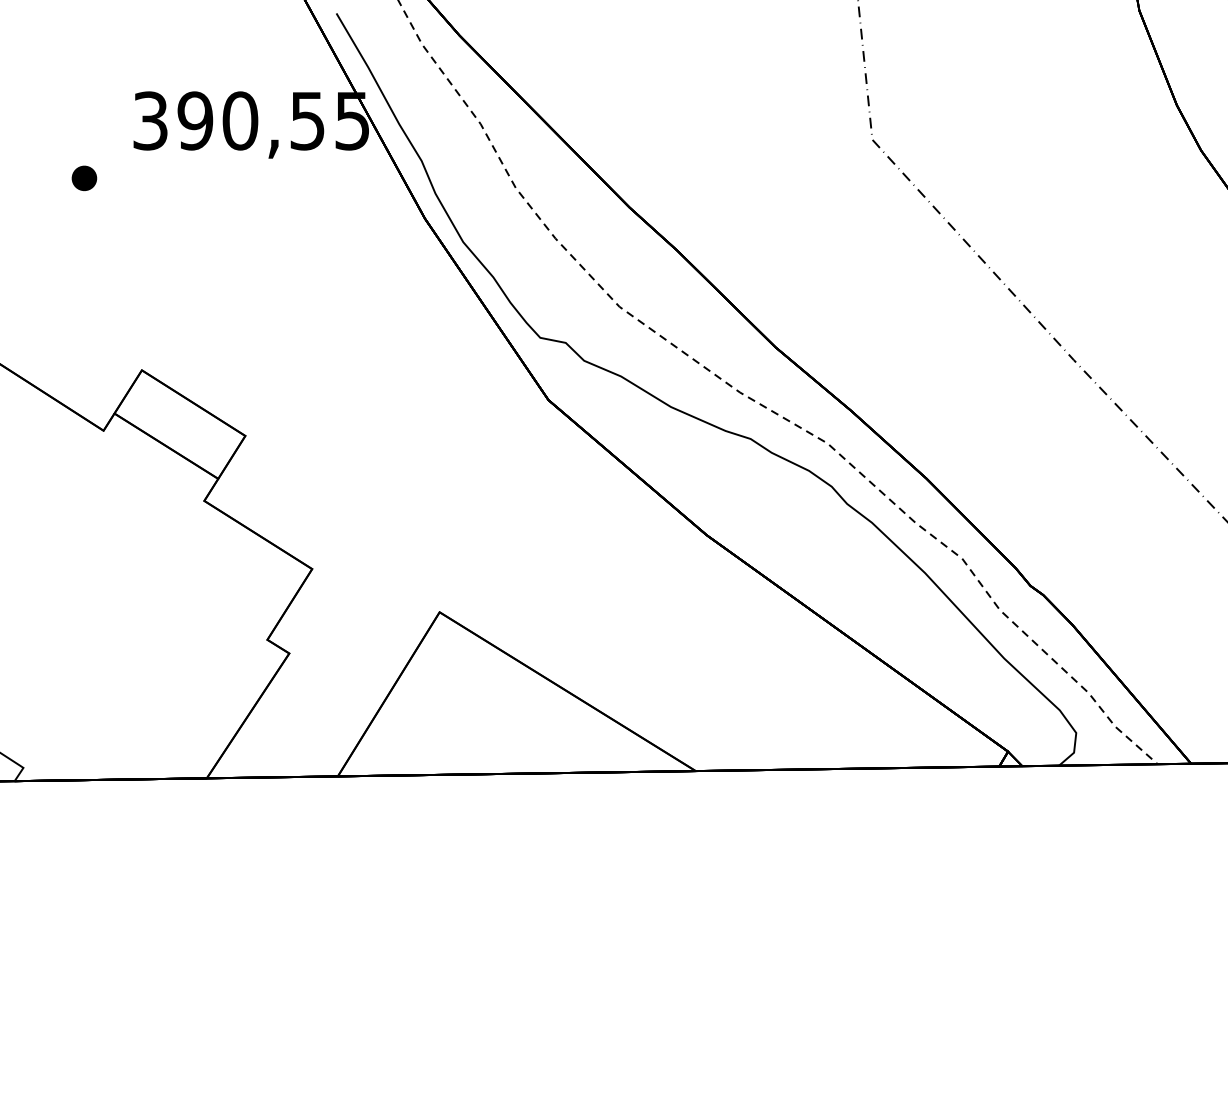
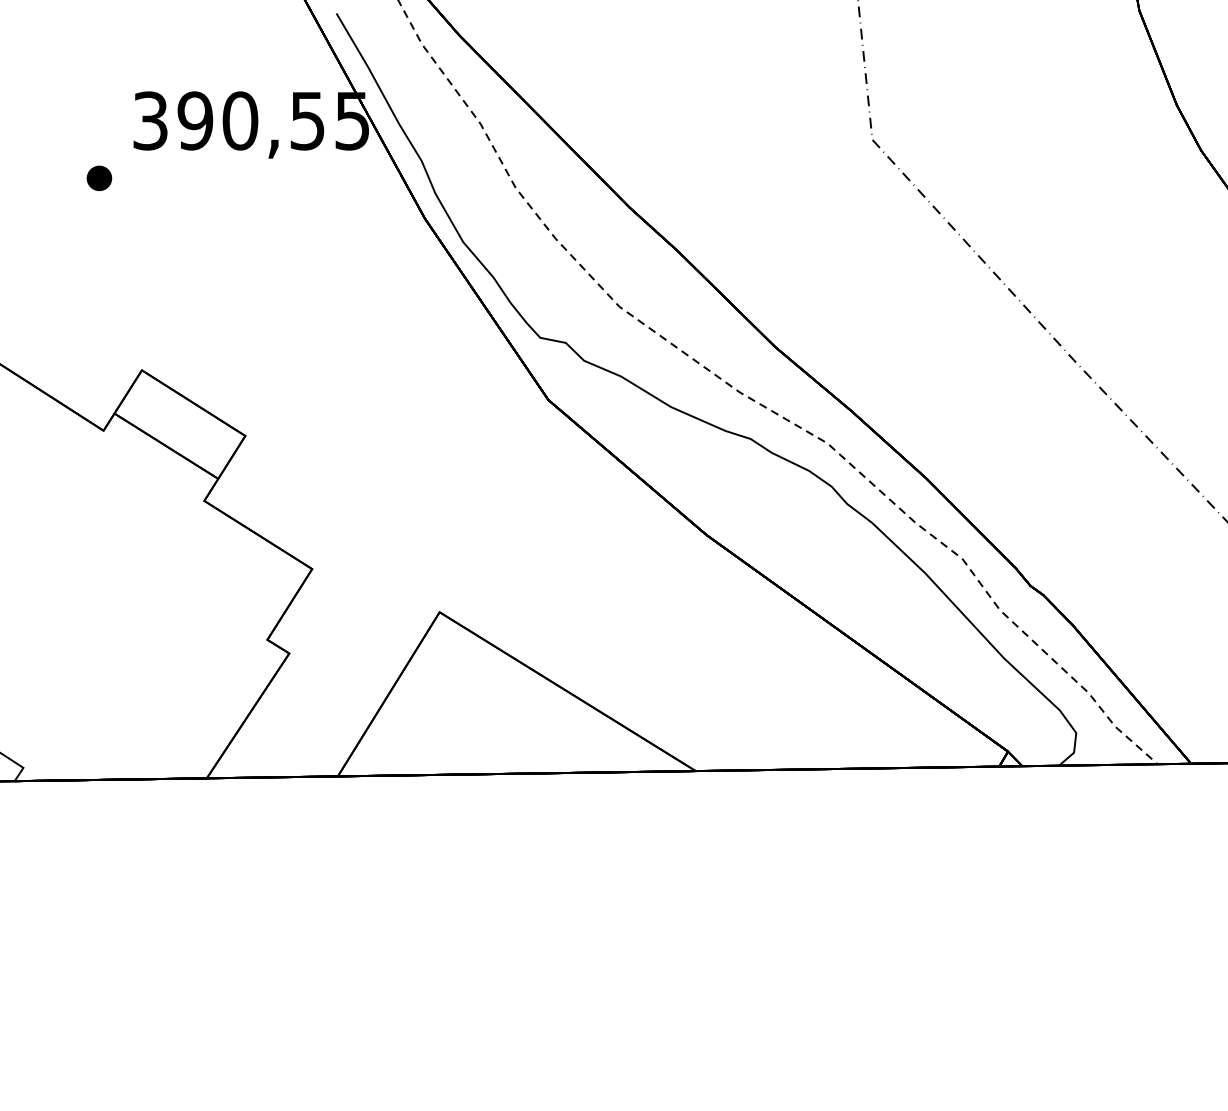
part position: (84, 177) -> (99, 177) (99, 177)
